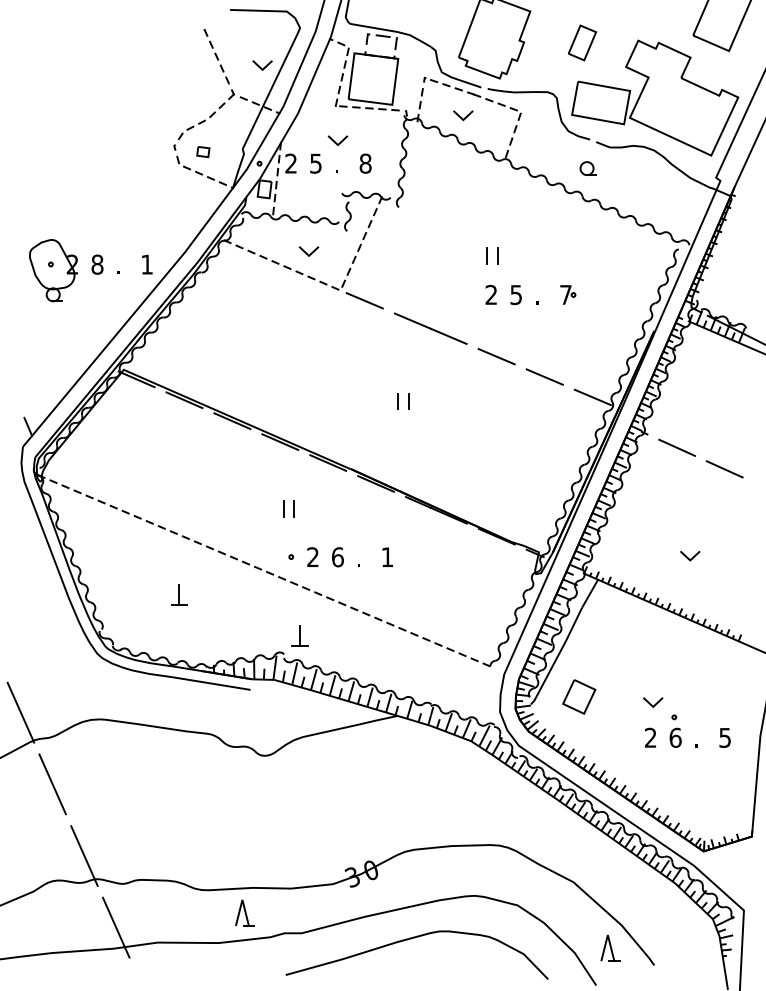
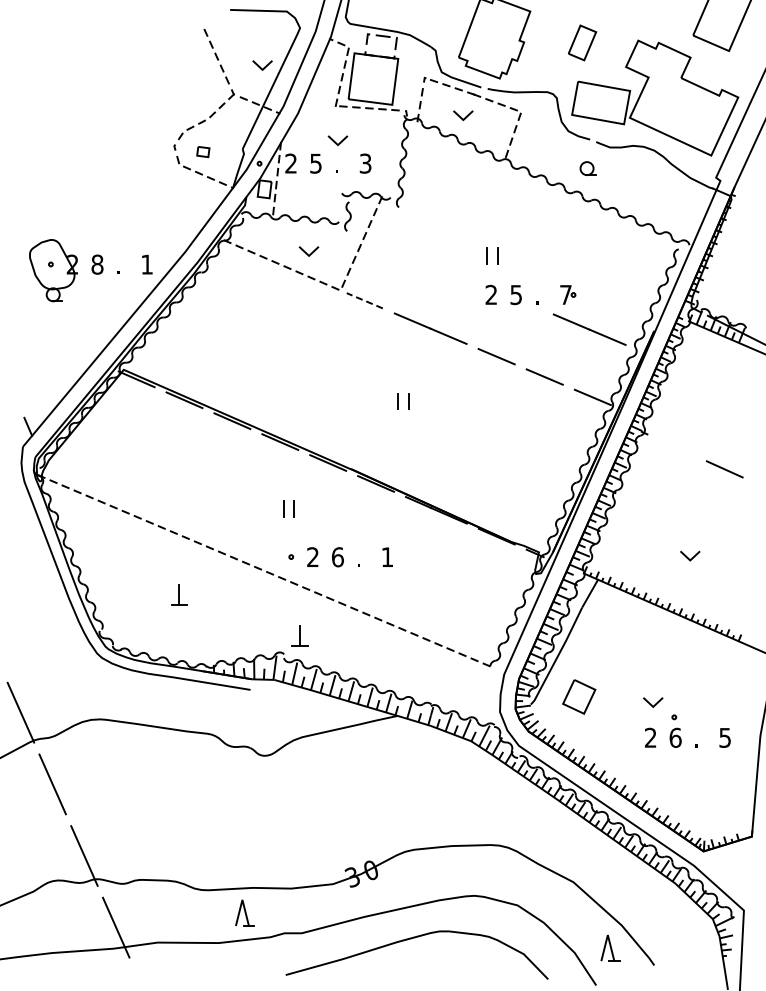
text: 8 -> 3 (365, 163)
line: solid -> dashed (364, 300)
line: none -> present (589, 329)
line: present -> none (677, 447)
